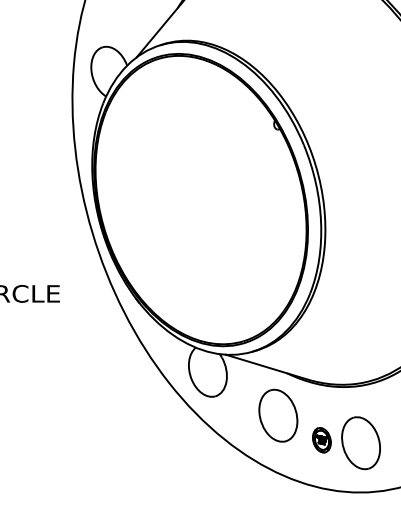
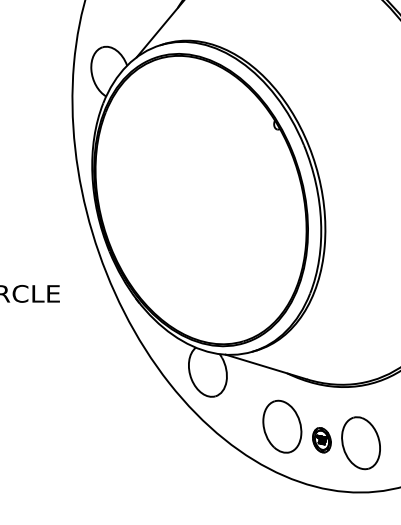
part position: (278, 415) -> (282, 426) (282, 426)
